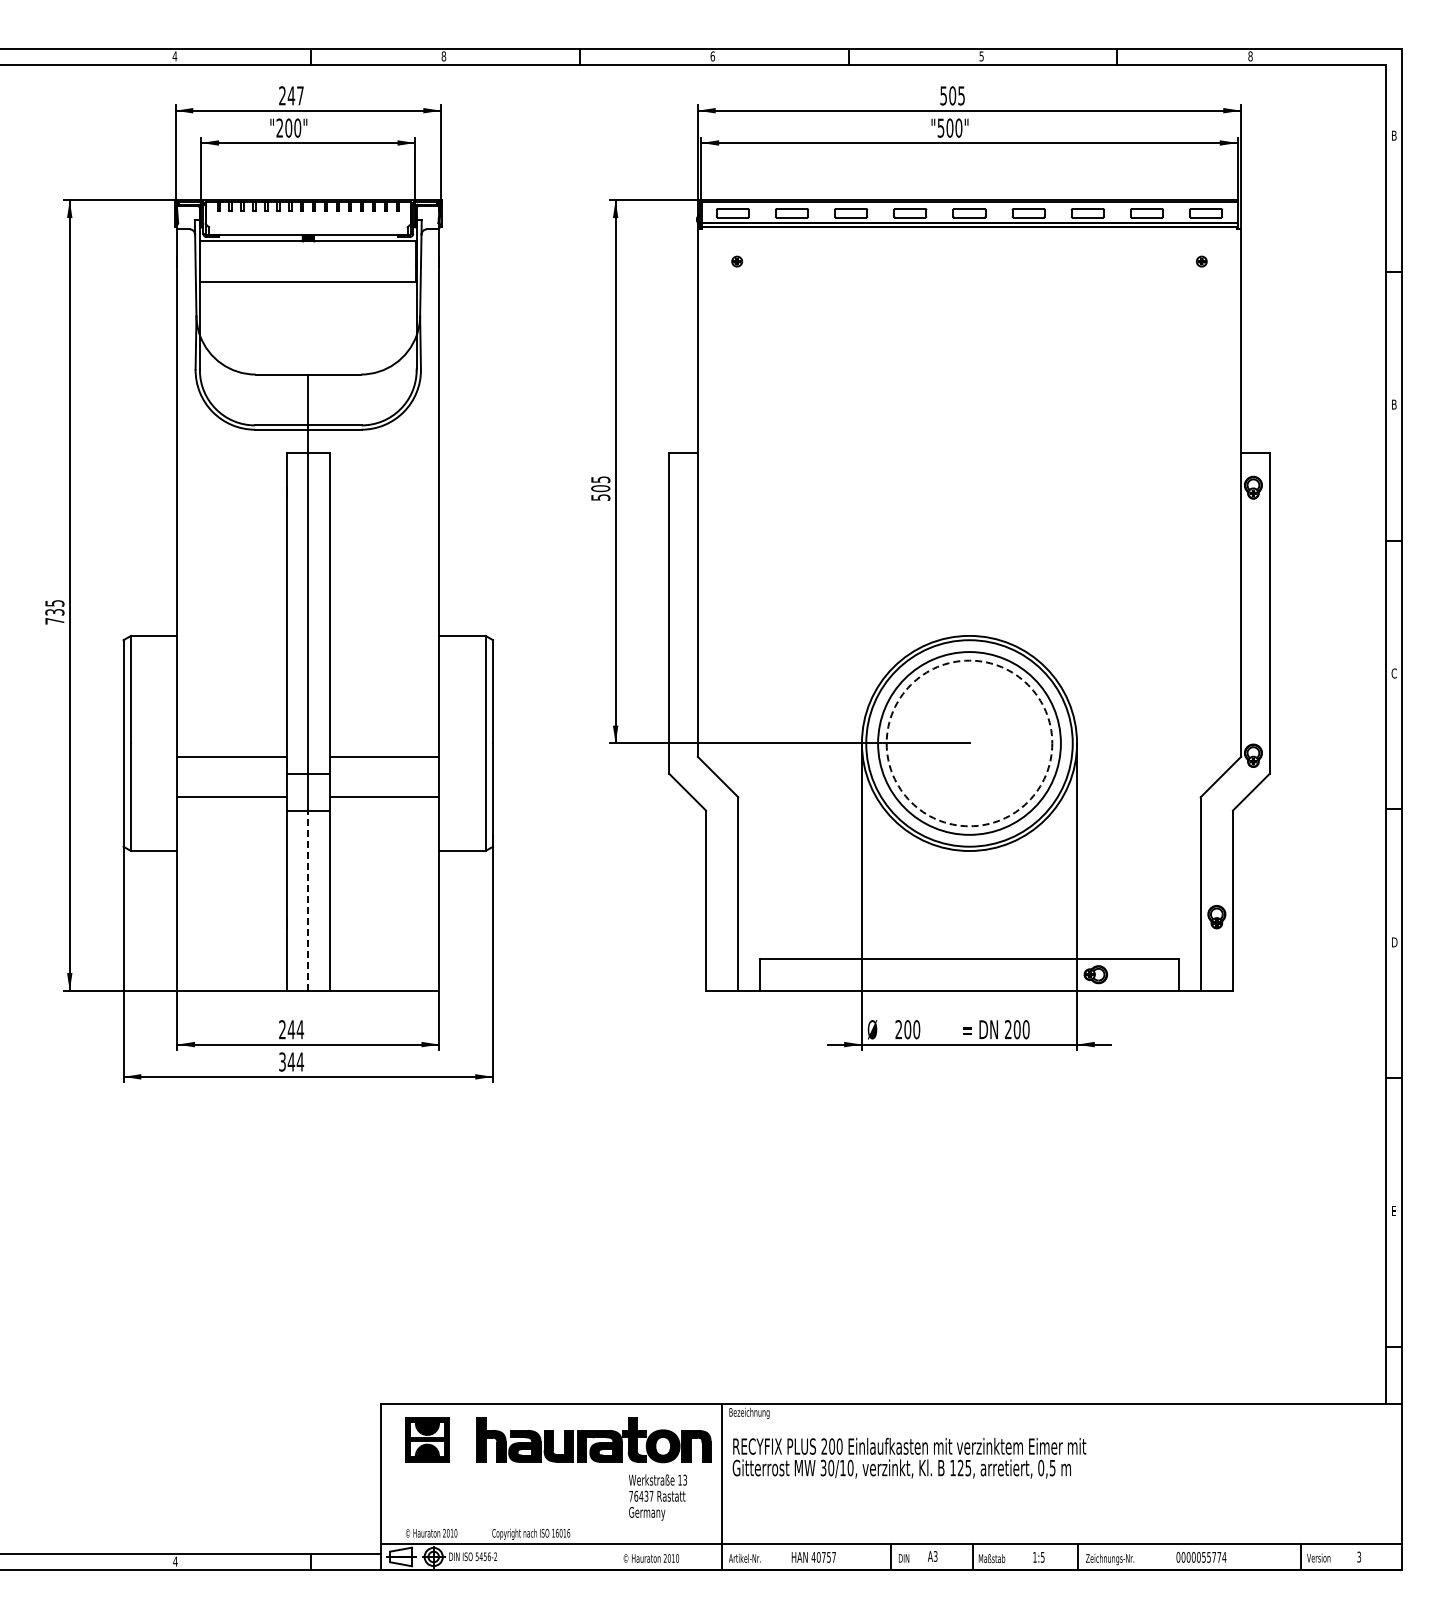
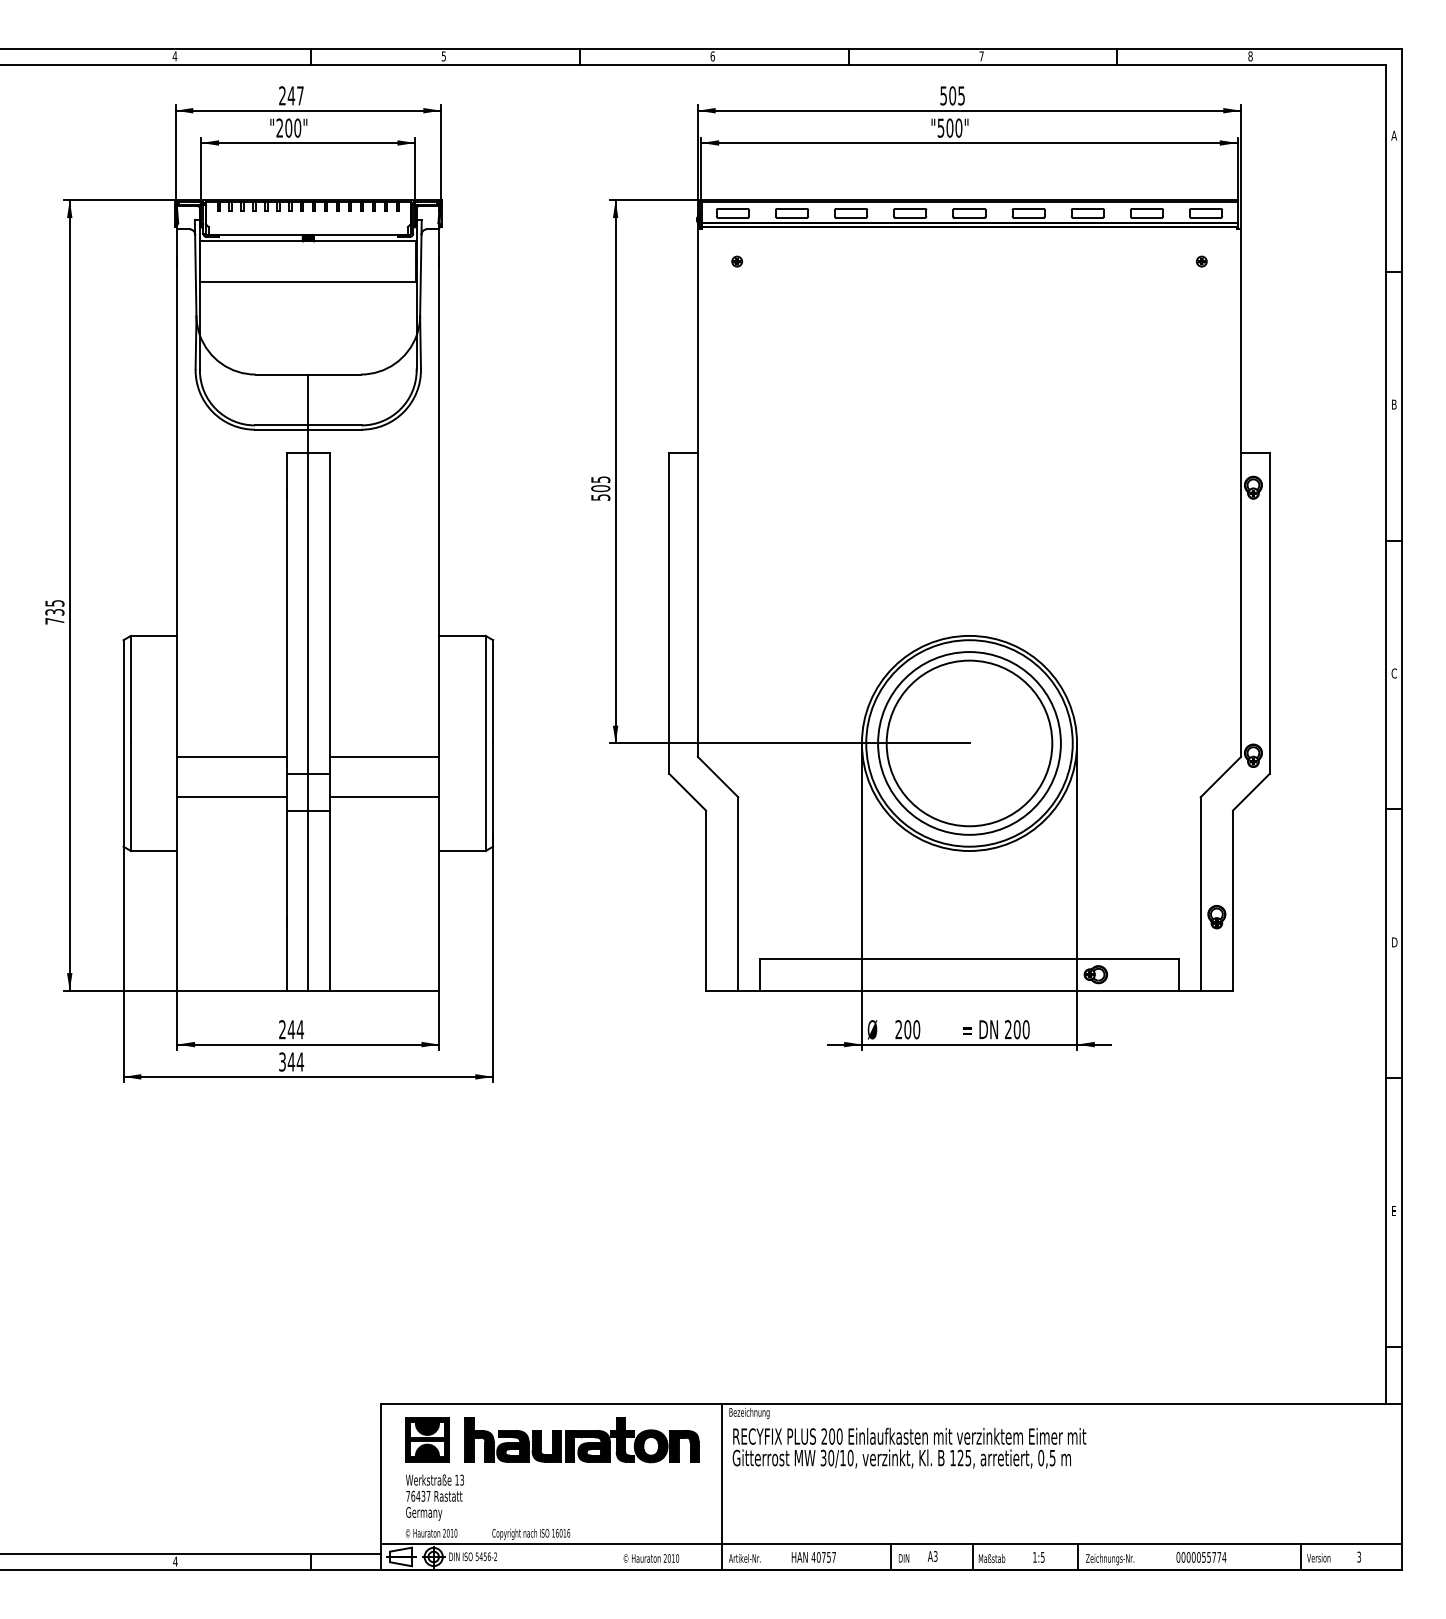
text: 8 -> 5 (443, 56)
text: 5 -> 7 (981, 56)
text: B -> A (1394, 135)
circle: dashed -> solid (969, 743)
line: dashed -> solid (308, 900)
part position: (593, 1440) -> (581, 1440) (581, 1440)
text position: (909, 1457) -> (909, 1447) (909, 1447)
text position: (657, 1497) -> (434, 1497) (434, 1497)
